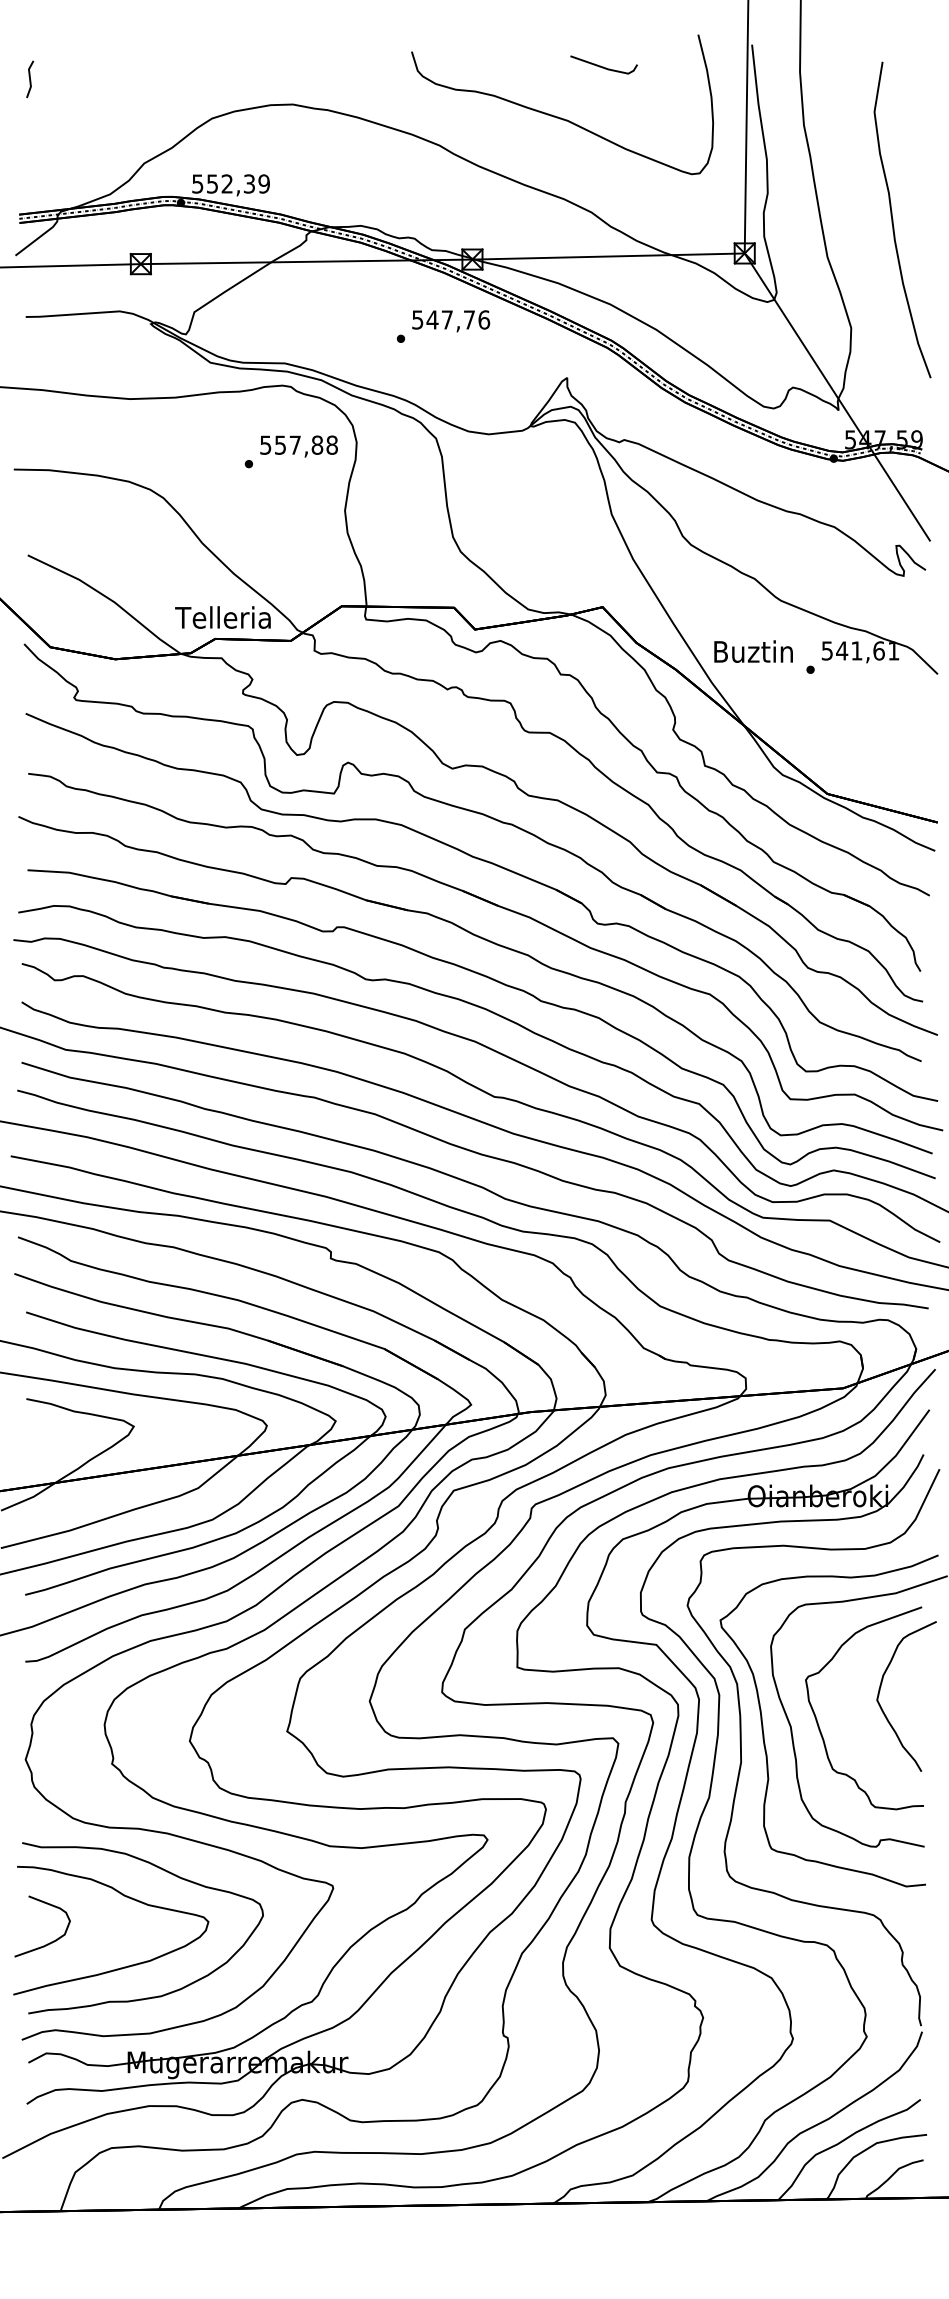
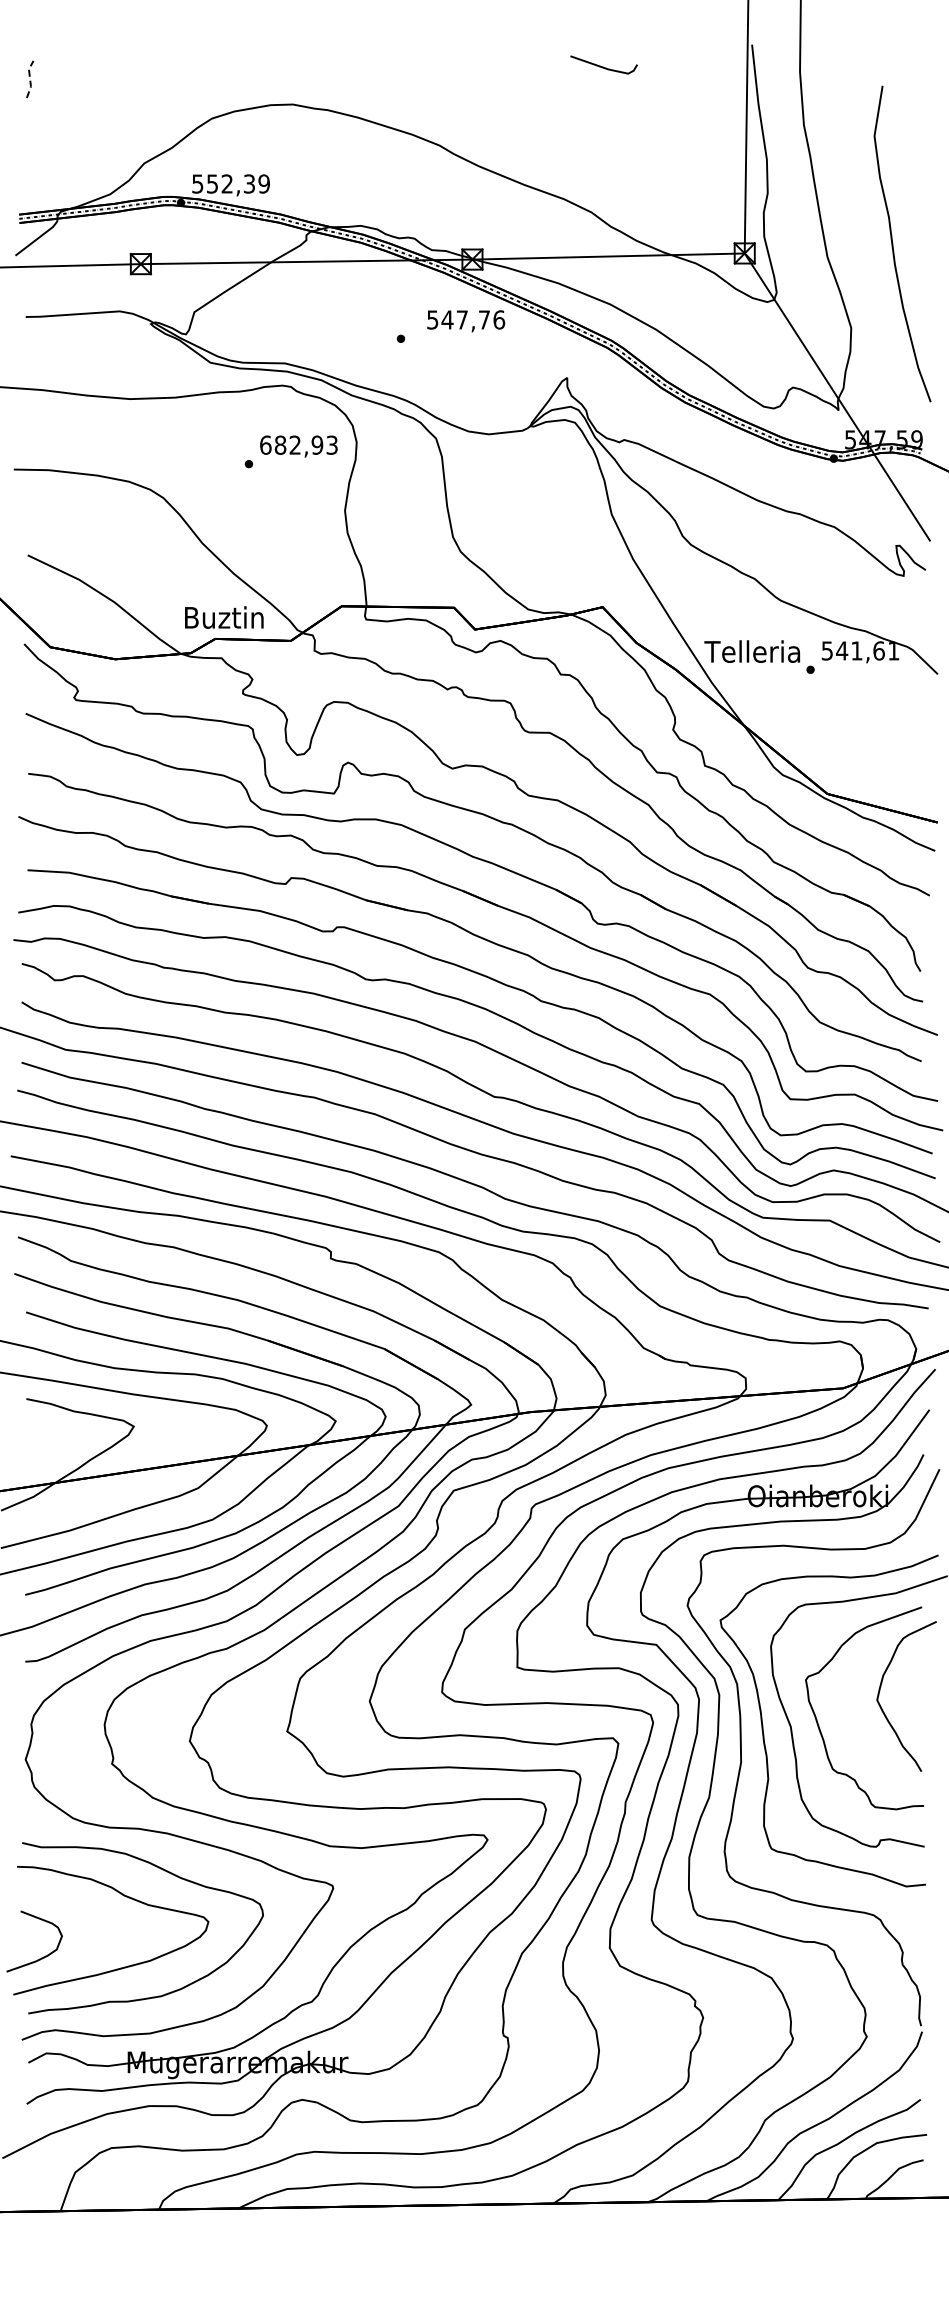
line: solid -> dashed (30, 78)
curve: present -> none (558, 116)
curve position: (893, 219) -> (893, 243) (893, 243)
text position: (451, 321) -> (466, 321) (466, 321)
text: 557,88 -> 682,93 (298, 444)
text: Telleria -> Buztin (222, 617)
text: Buztin -> Telleria (752, 651)
curve position: (49, 1942) -> (41, 1957) (41, 1957)
